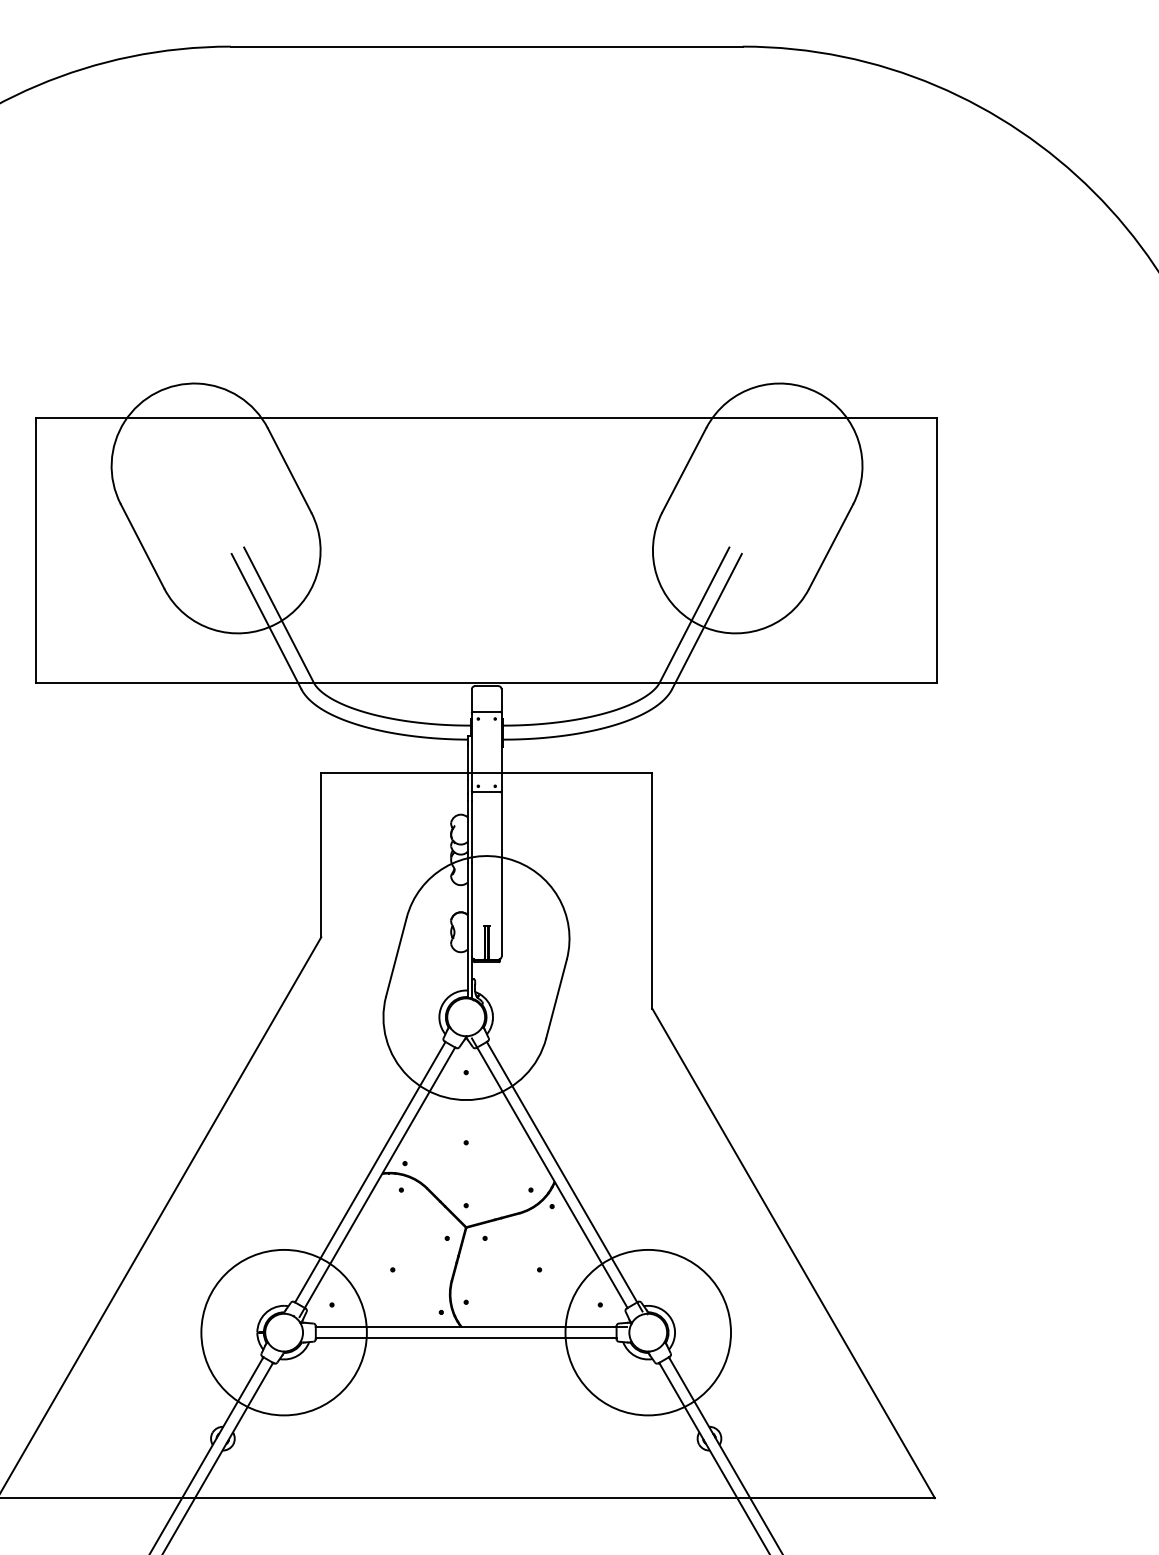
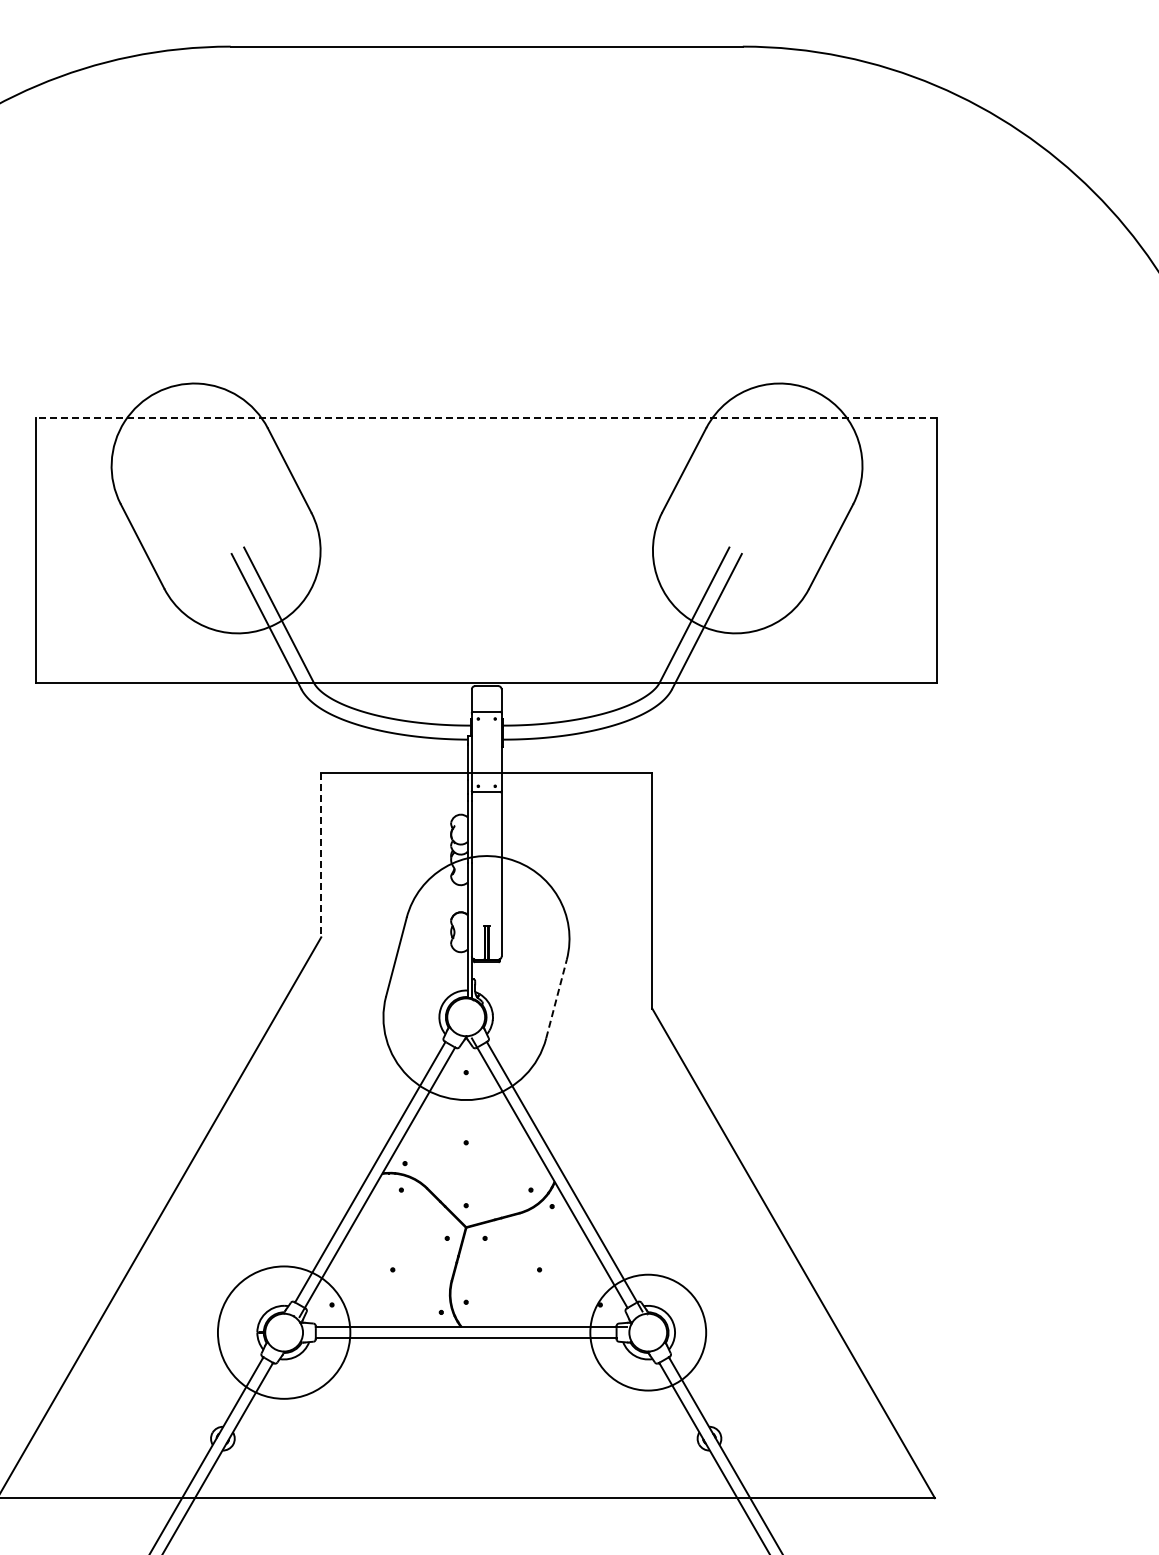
line: solid -> dashed (486, 418)
line: solid -> dashed (321, 855)
line: solid -> dashed (556, 999)
circle diameter: 166 px -> 132 px (283, 1332)
circle diameter: 166 px -> 116 px (648, 1332)
